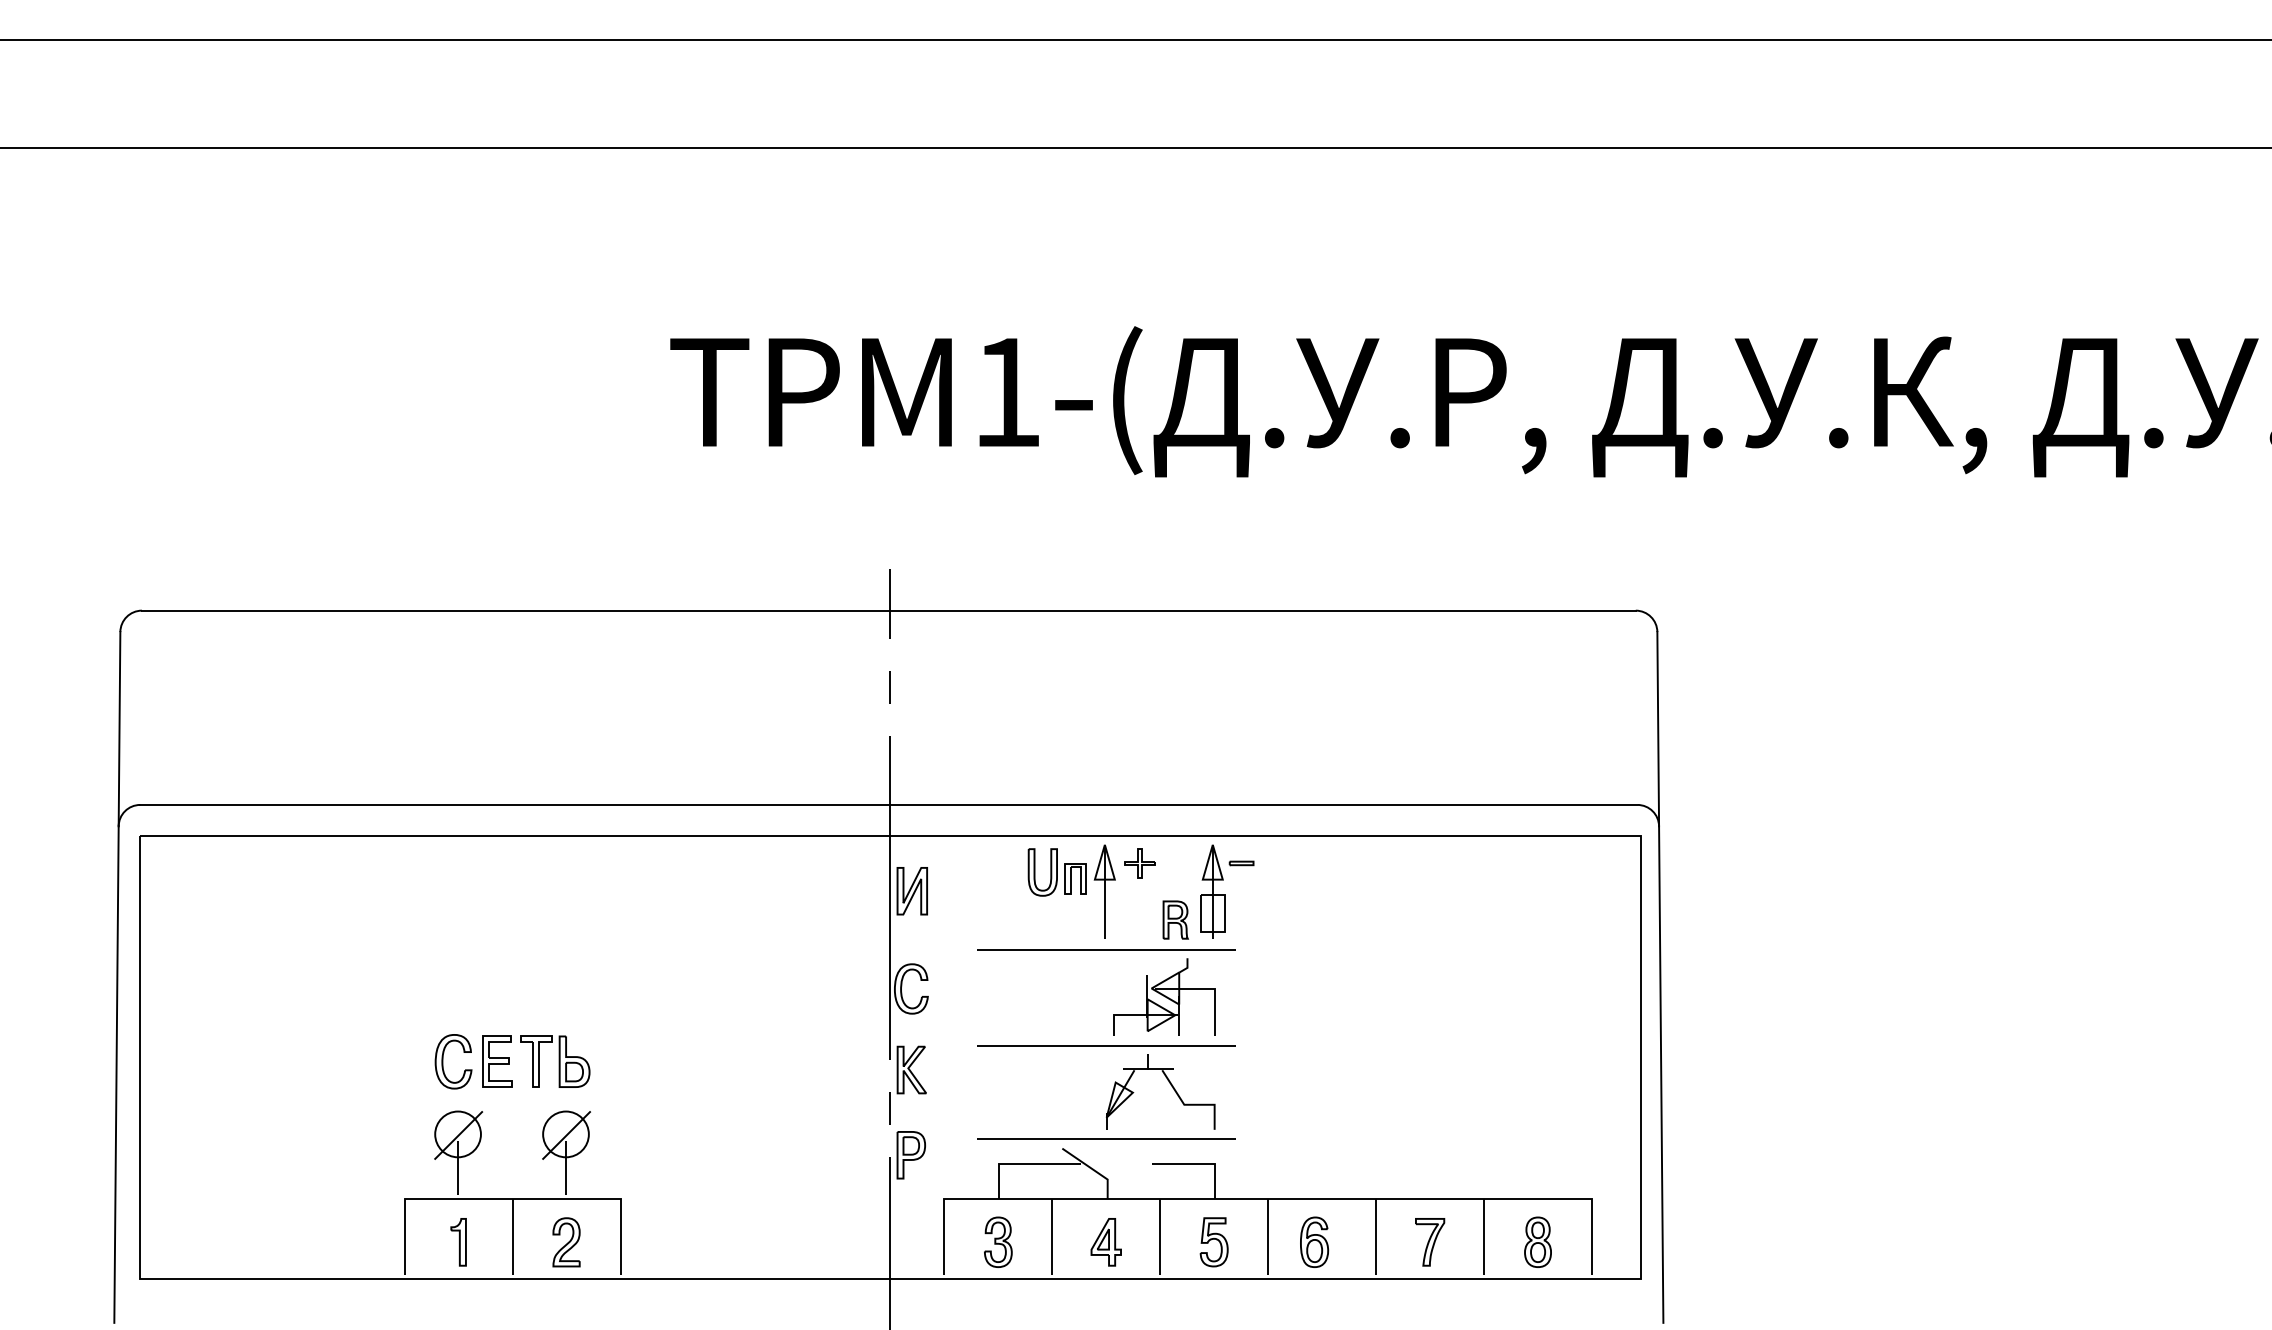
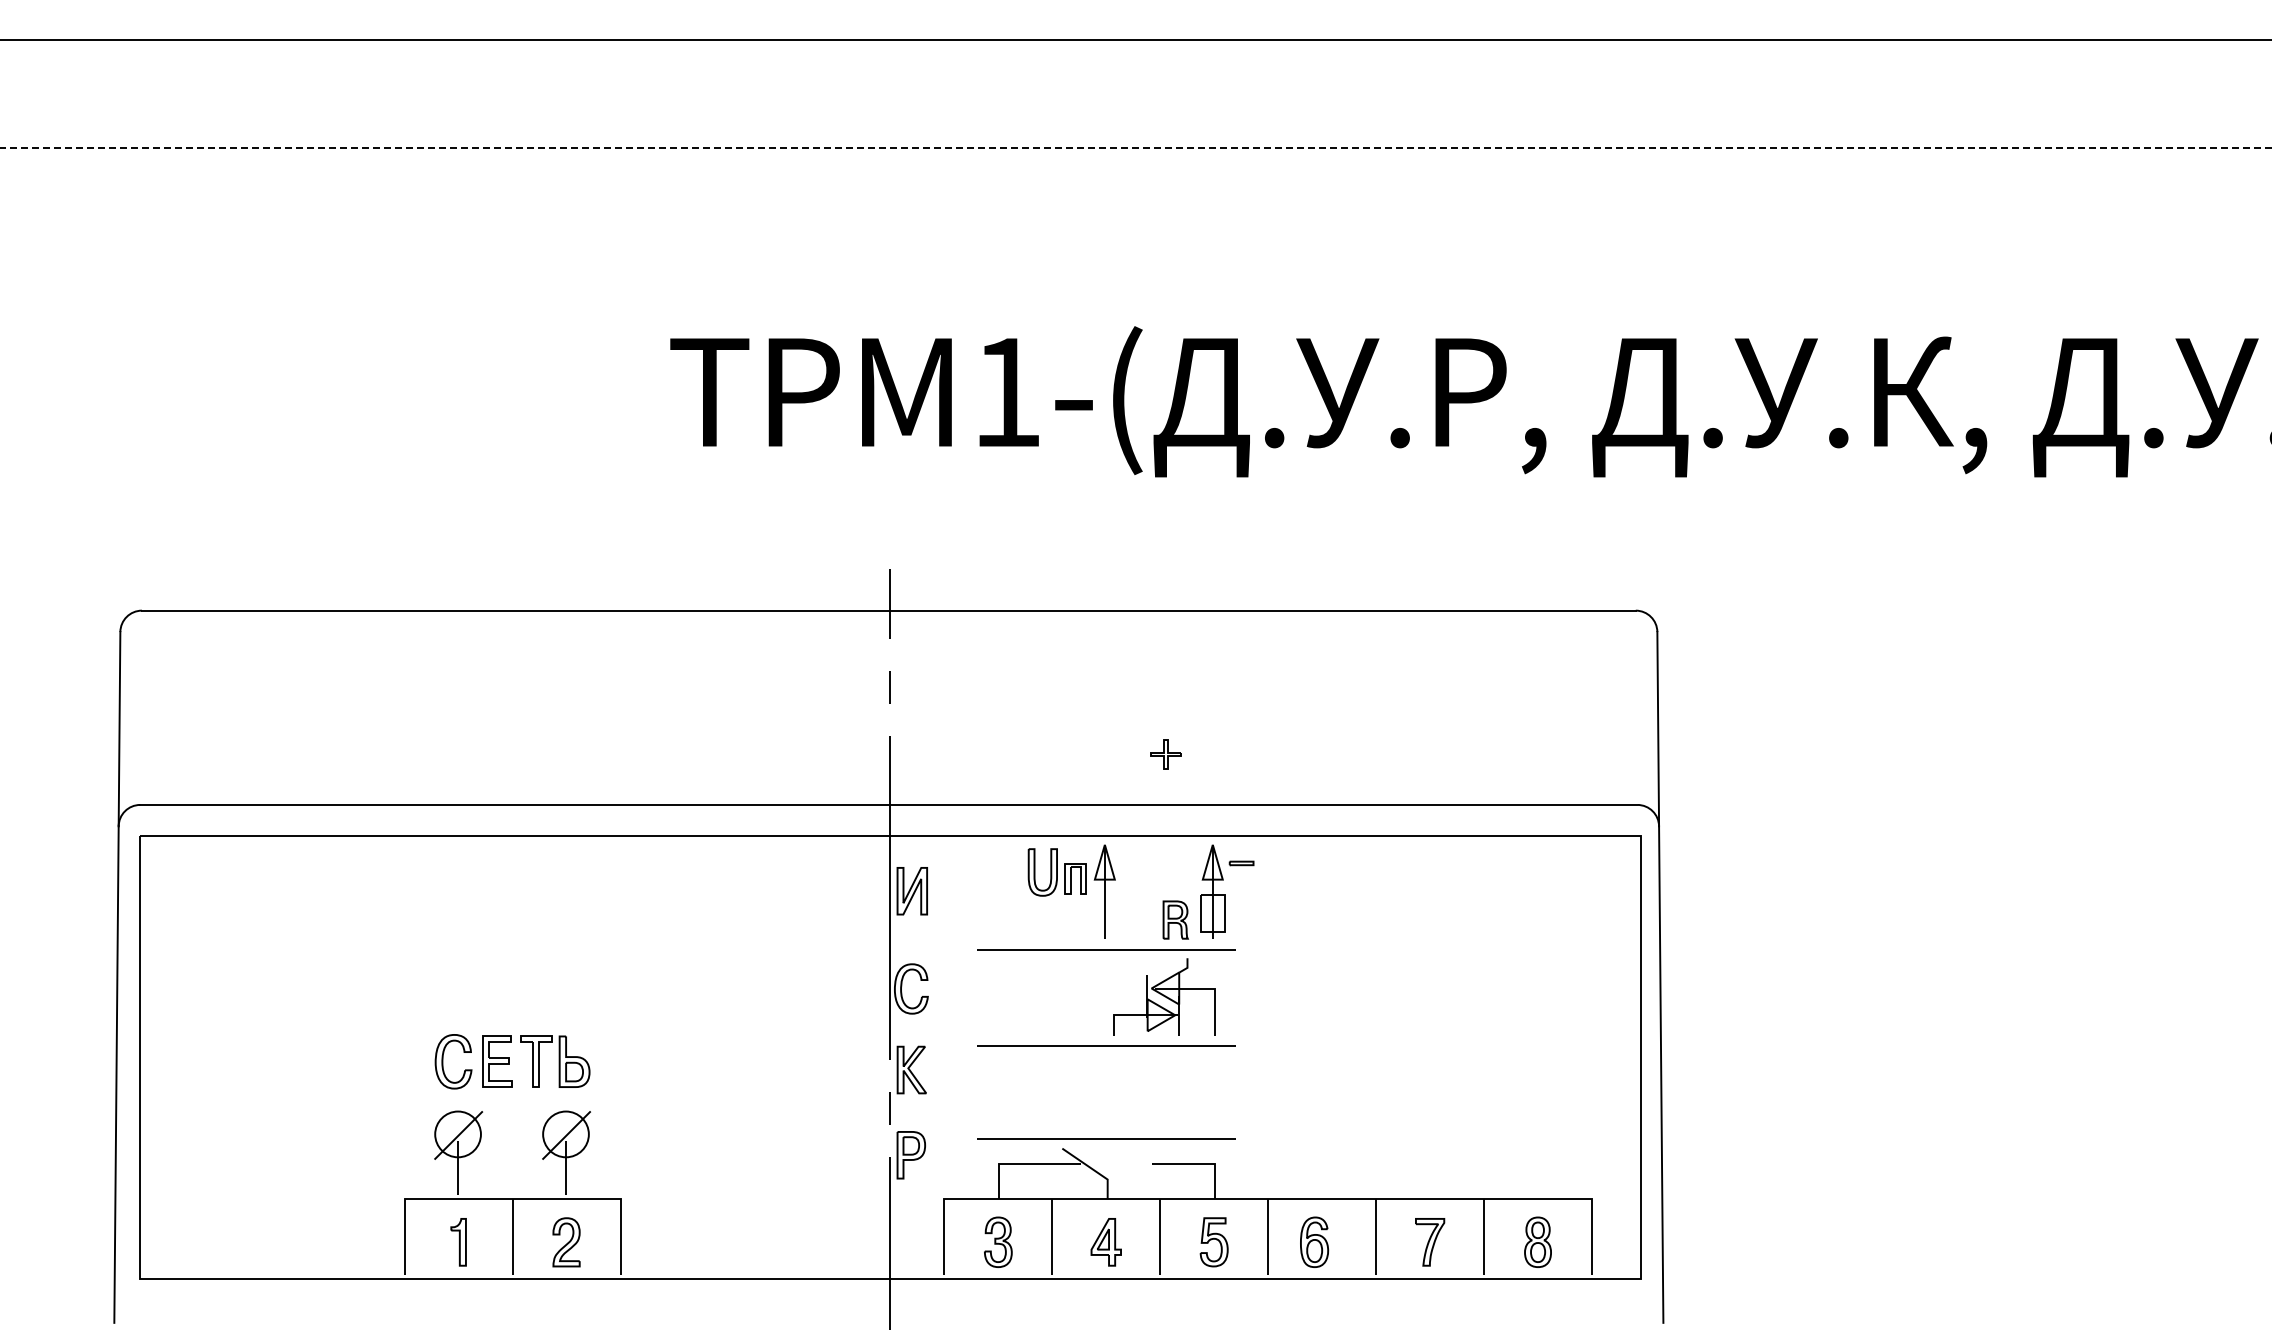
line: solid -> dashed (1135, 147)
part position: (1139, 863) -> (1165, 754) (1165, 754)
part: present -> none (1170, 1085)
